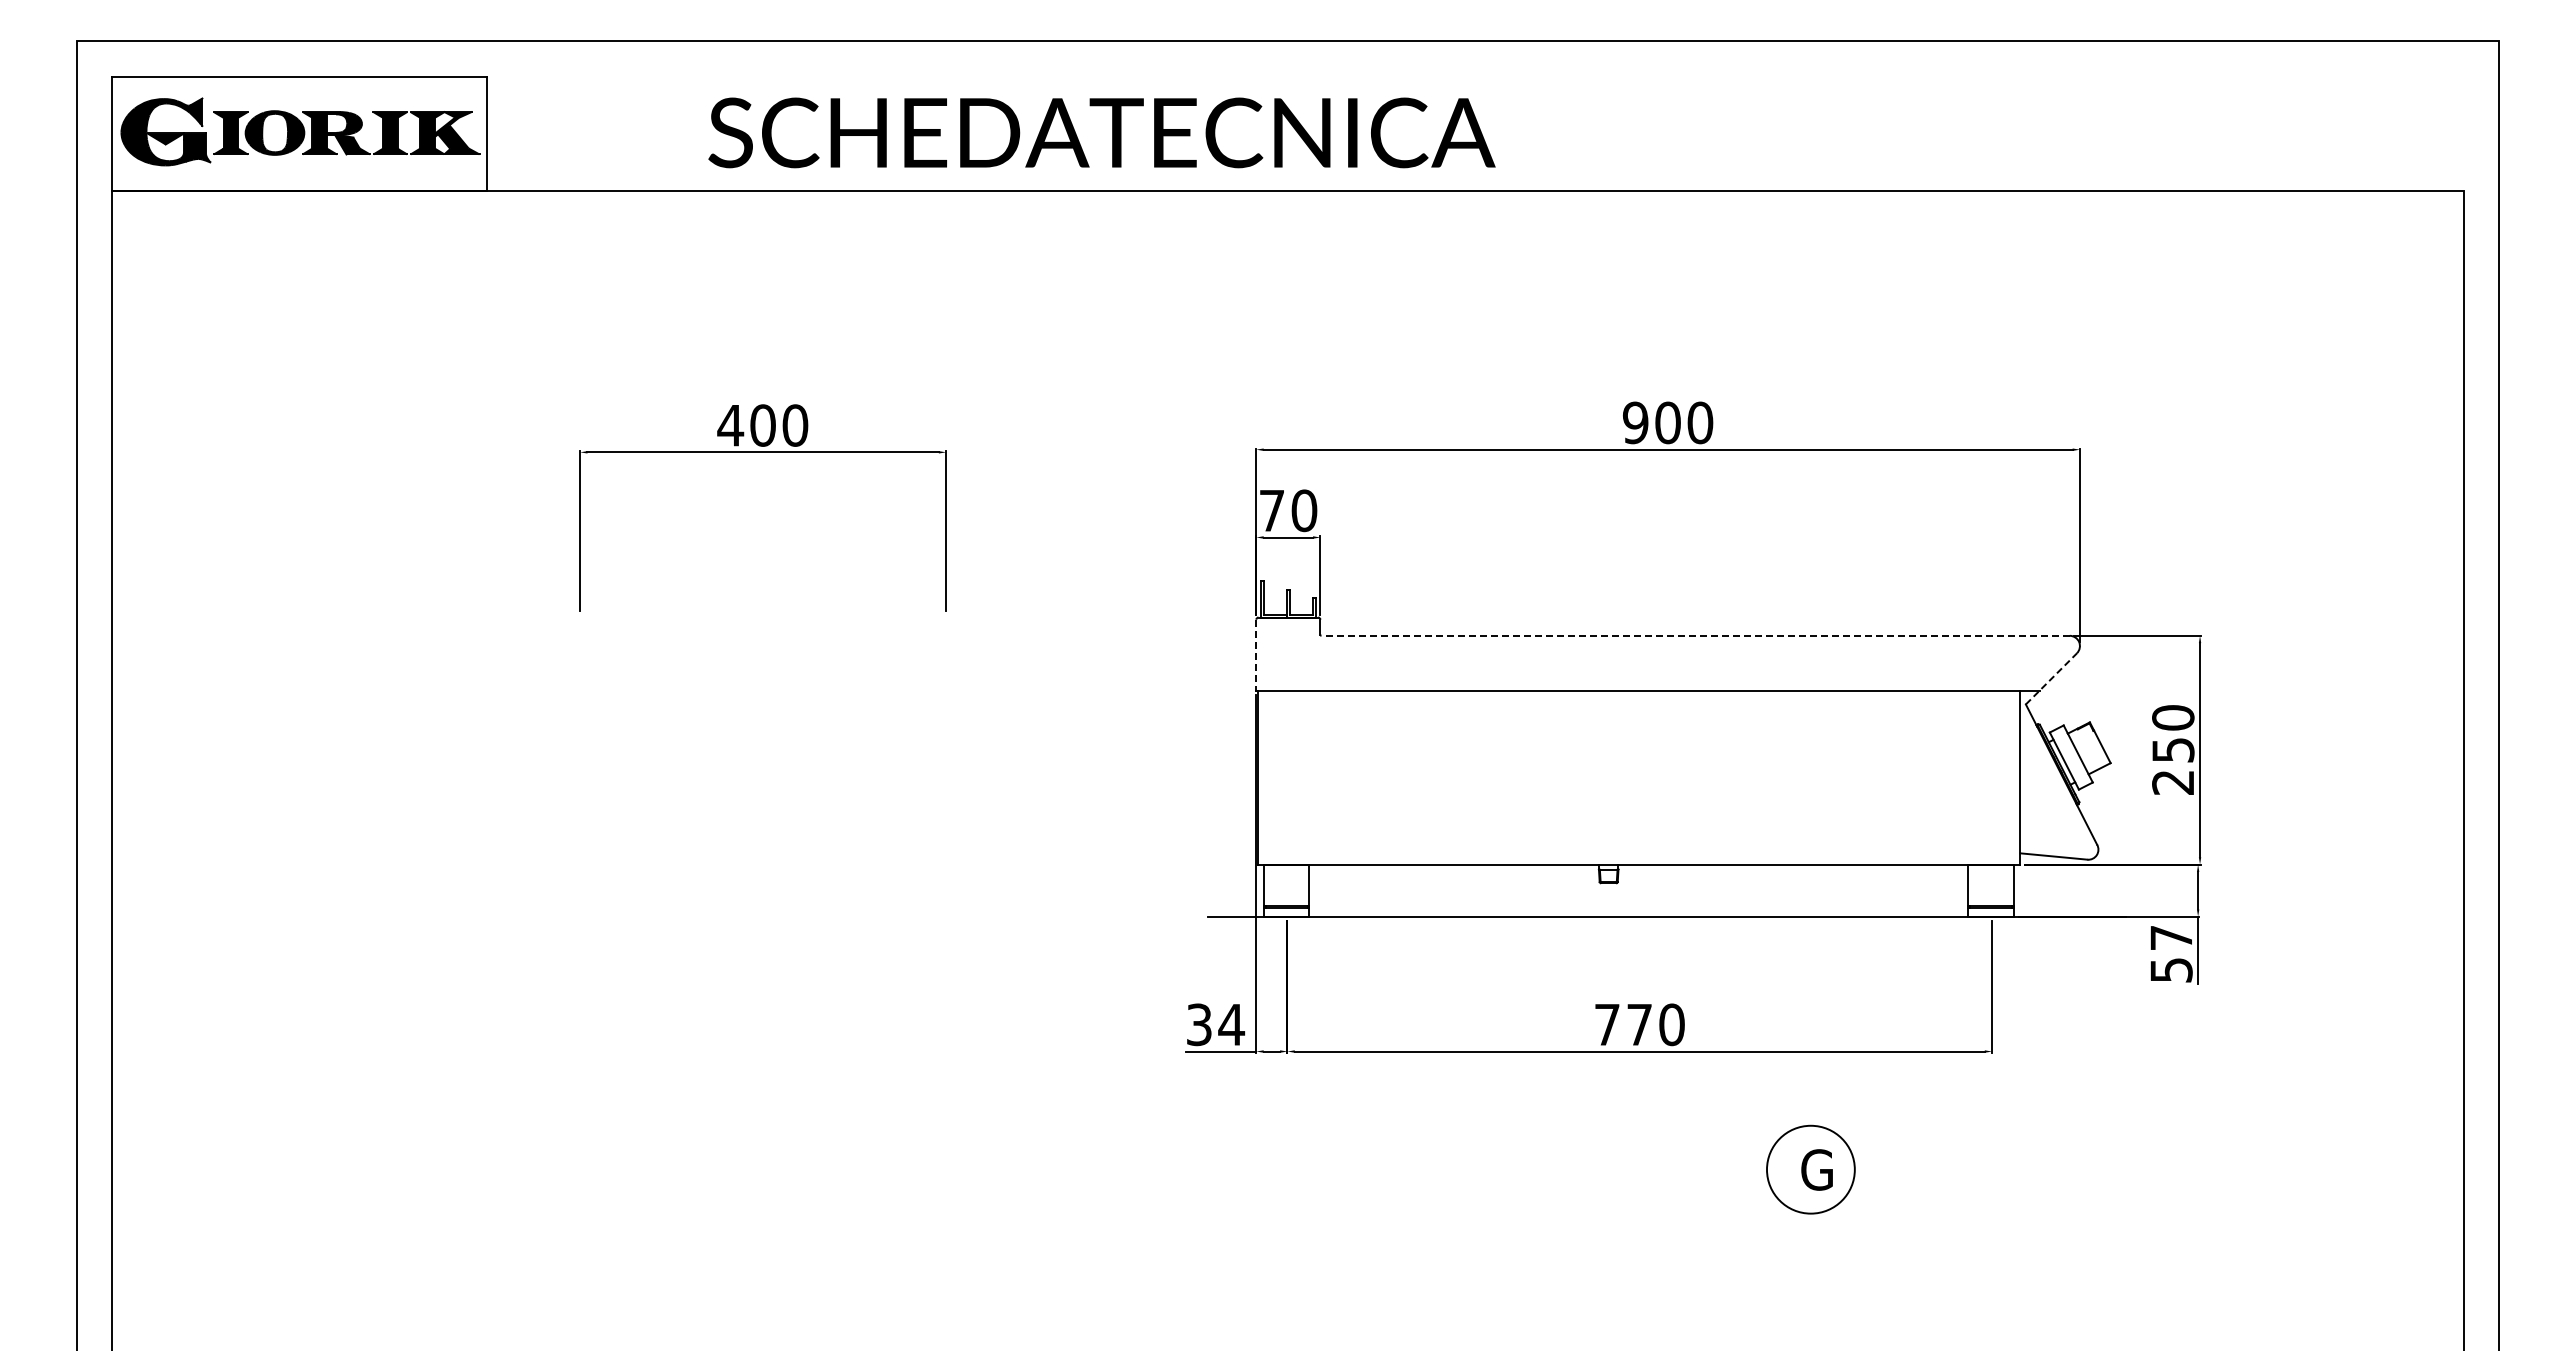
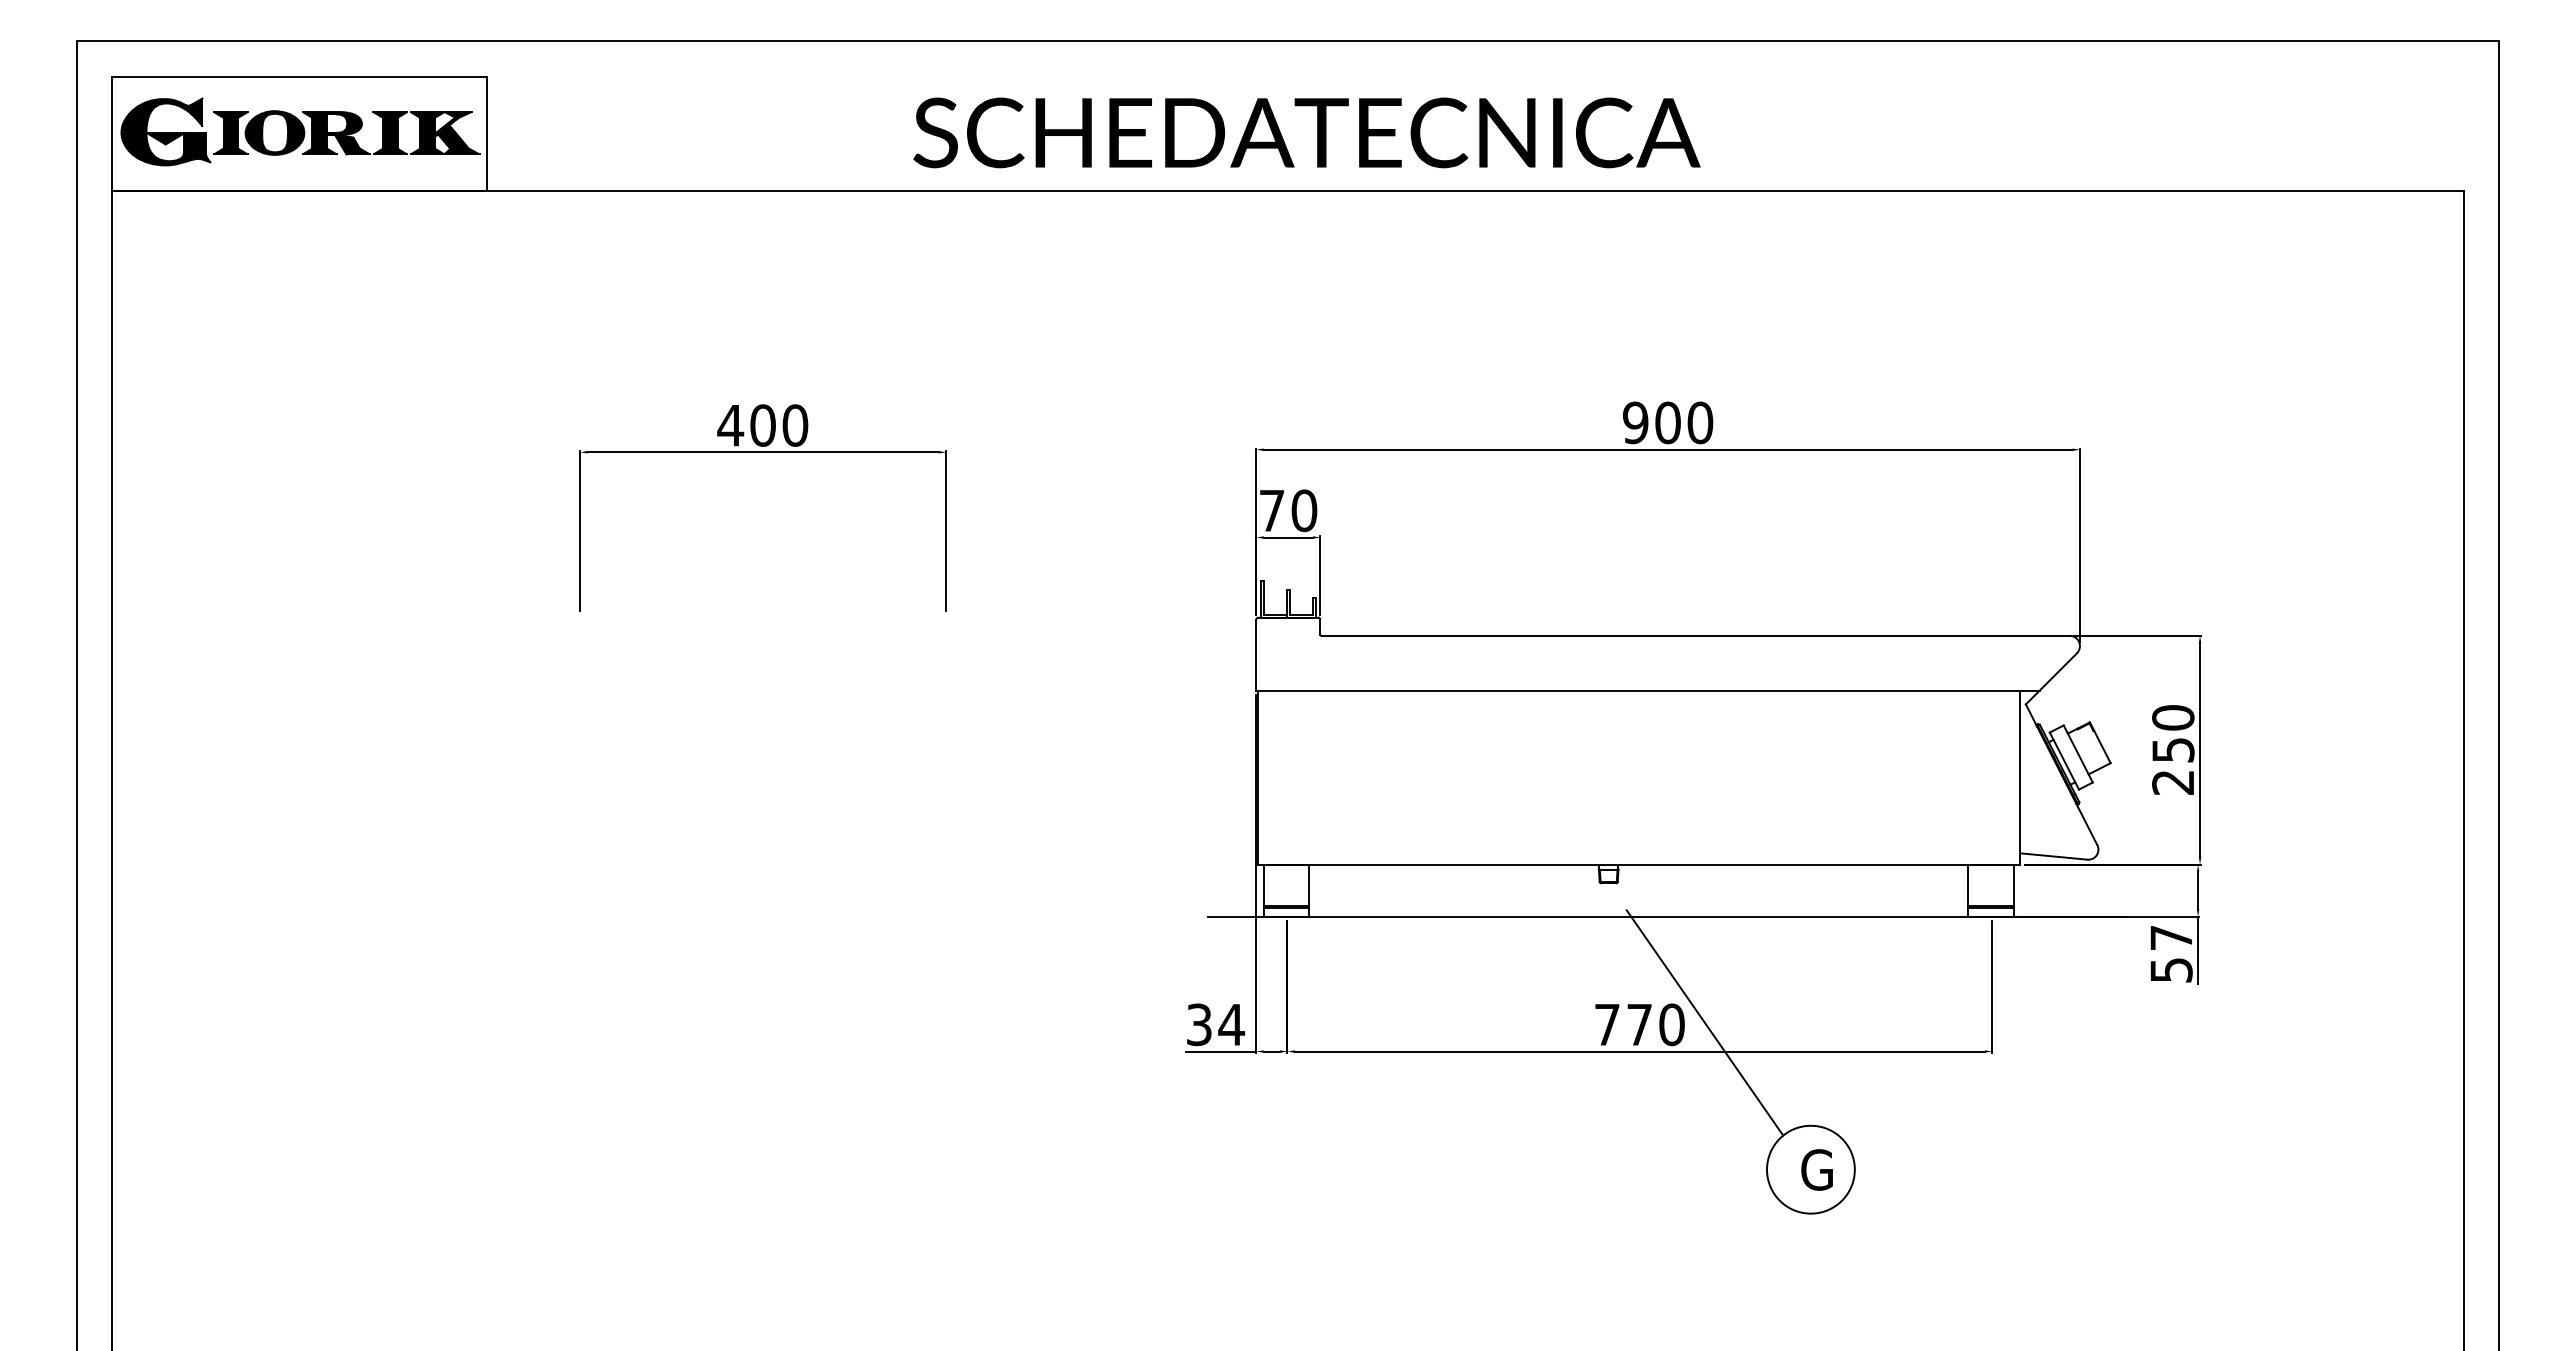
text position: (1101, 132) -> (1306, 132) (1306, 132)
line: dashed -> solid (1695, 635)
line: dashed -> solid (1256, 655)
line: dashed -> solid (2051, 678)
line: none -> present (1704, 1022)
